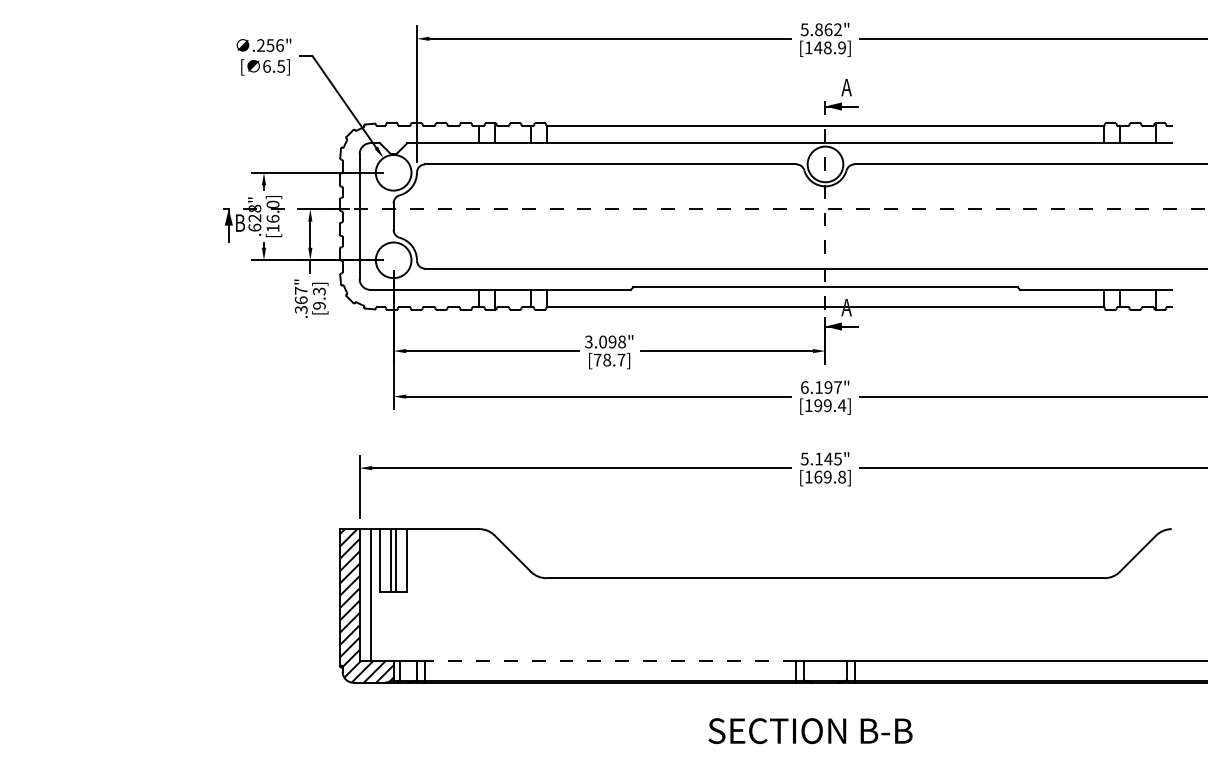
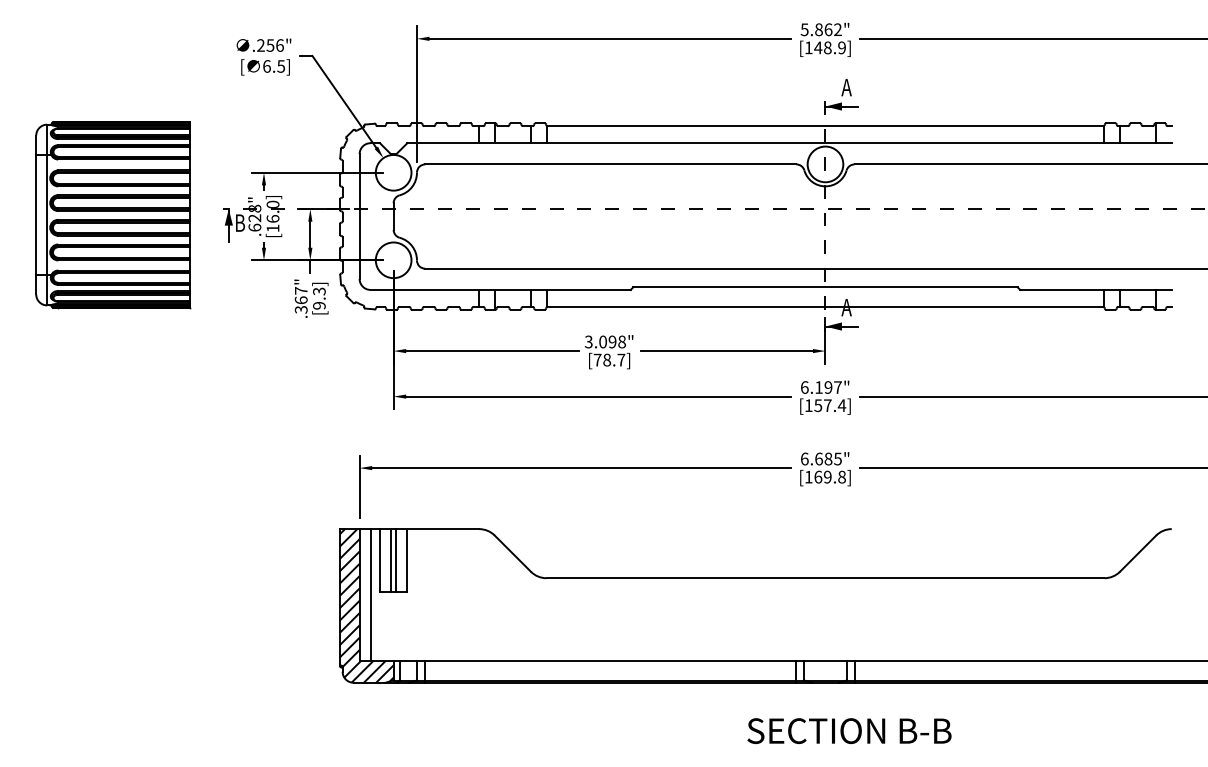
part: none -> present (113, 215)
text: [199.4] -> [157.4] (822, 405)
text: 5.145" -> 6.685" (816, 458)
line: dashed -> solid (610, 660)
text position: (810, 730) -> (849, 730) (849, 730)
